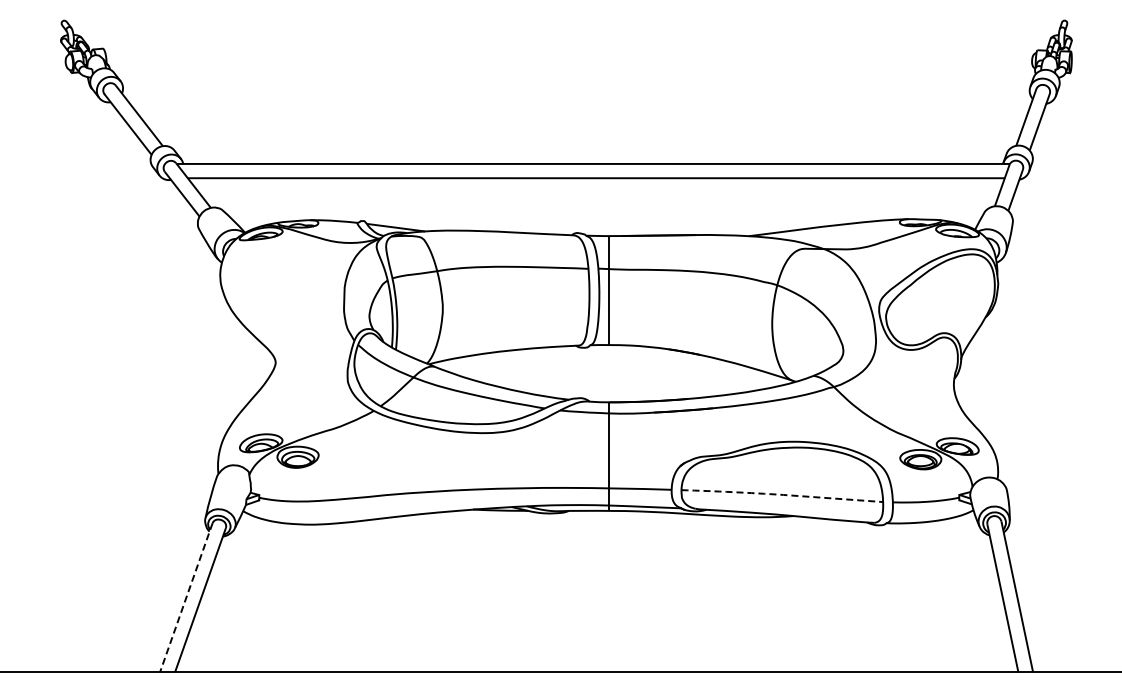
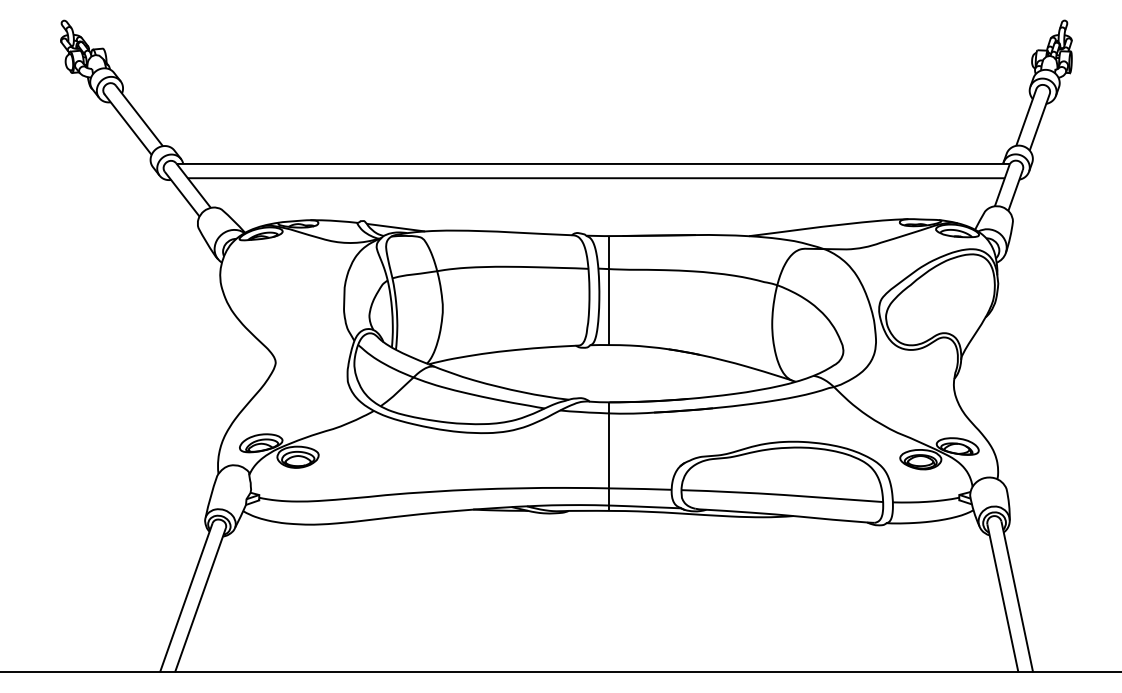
line: dashed -> solid (780, 494)
line: dashed -> solid (186, 598)
